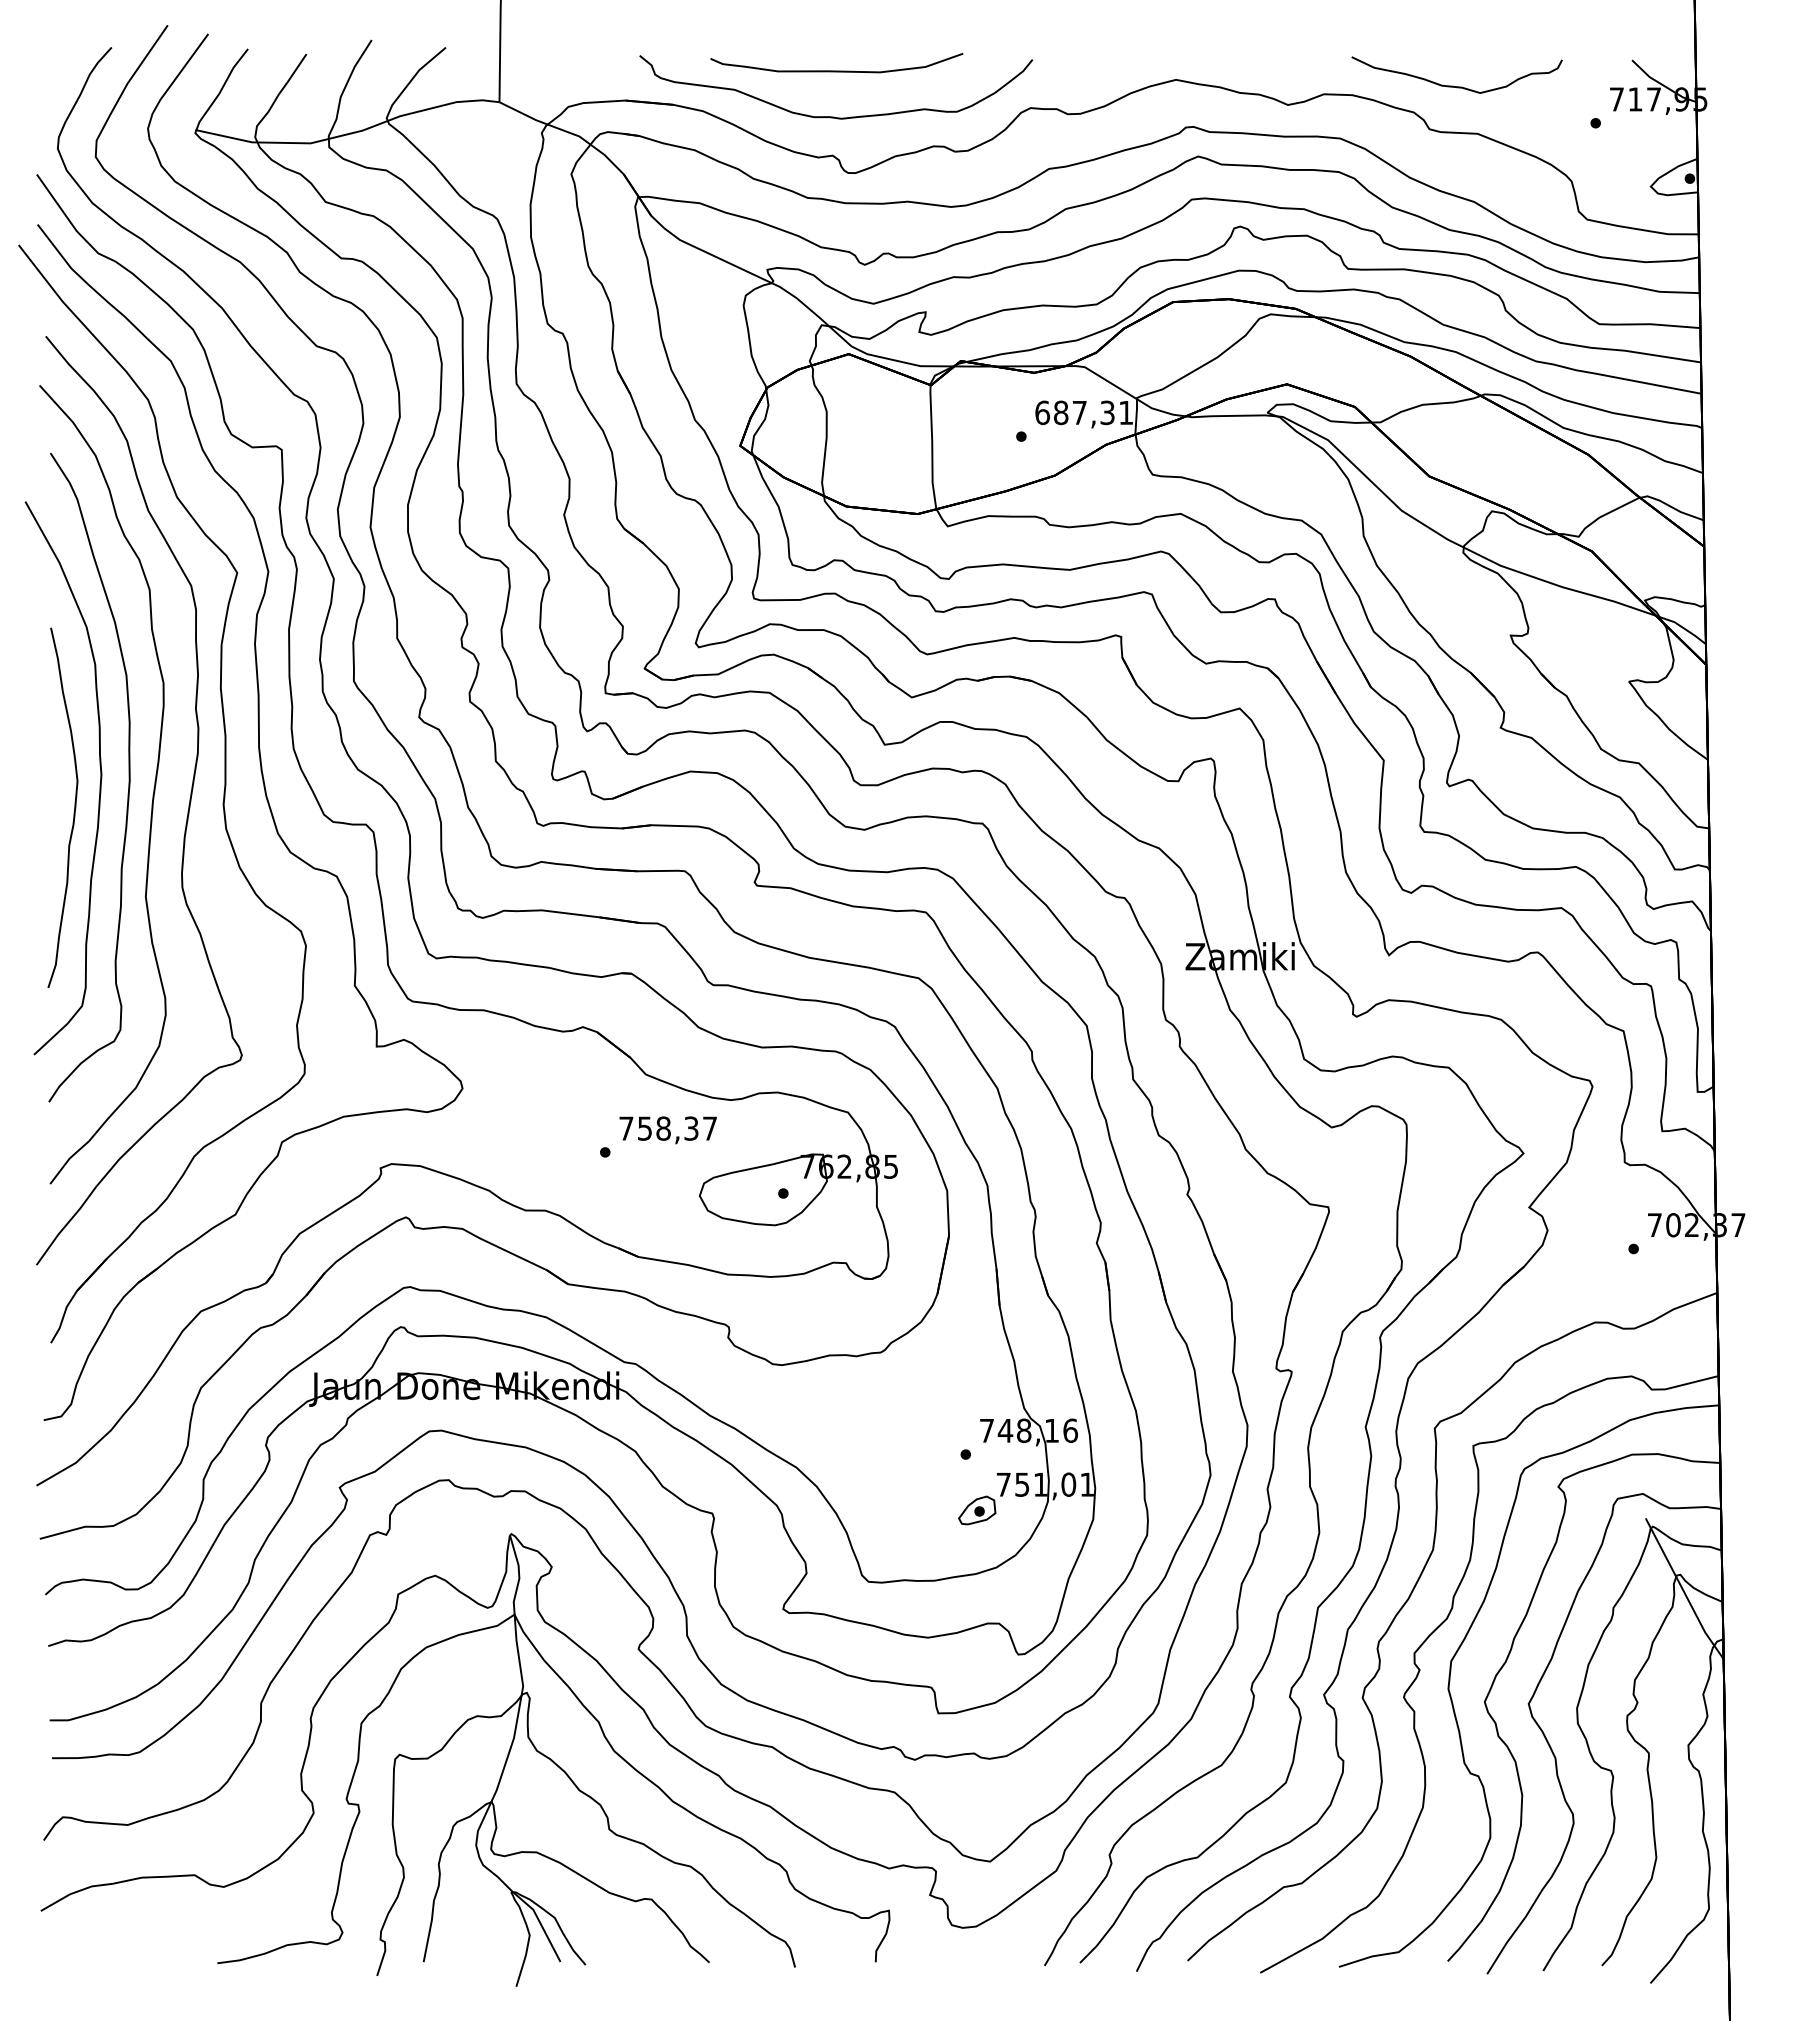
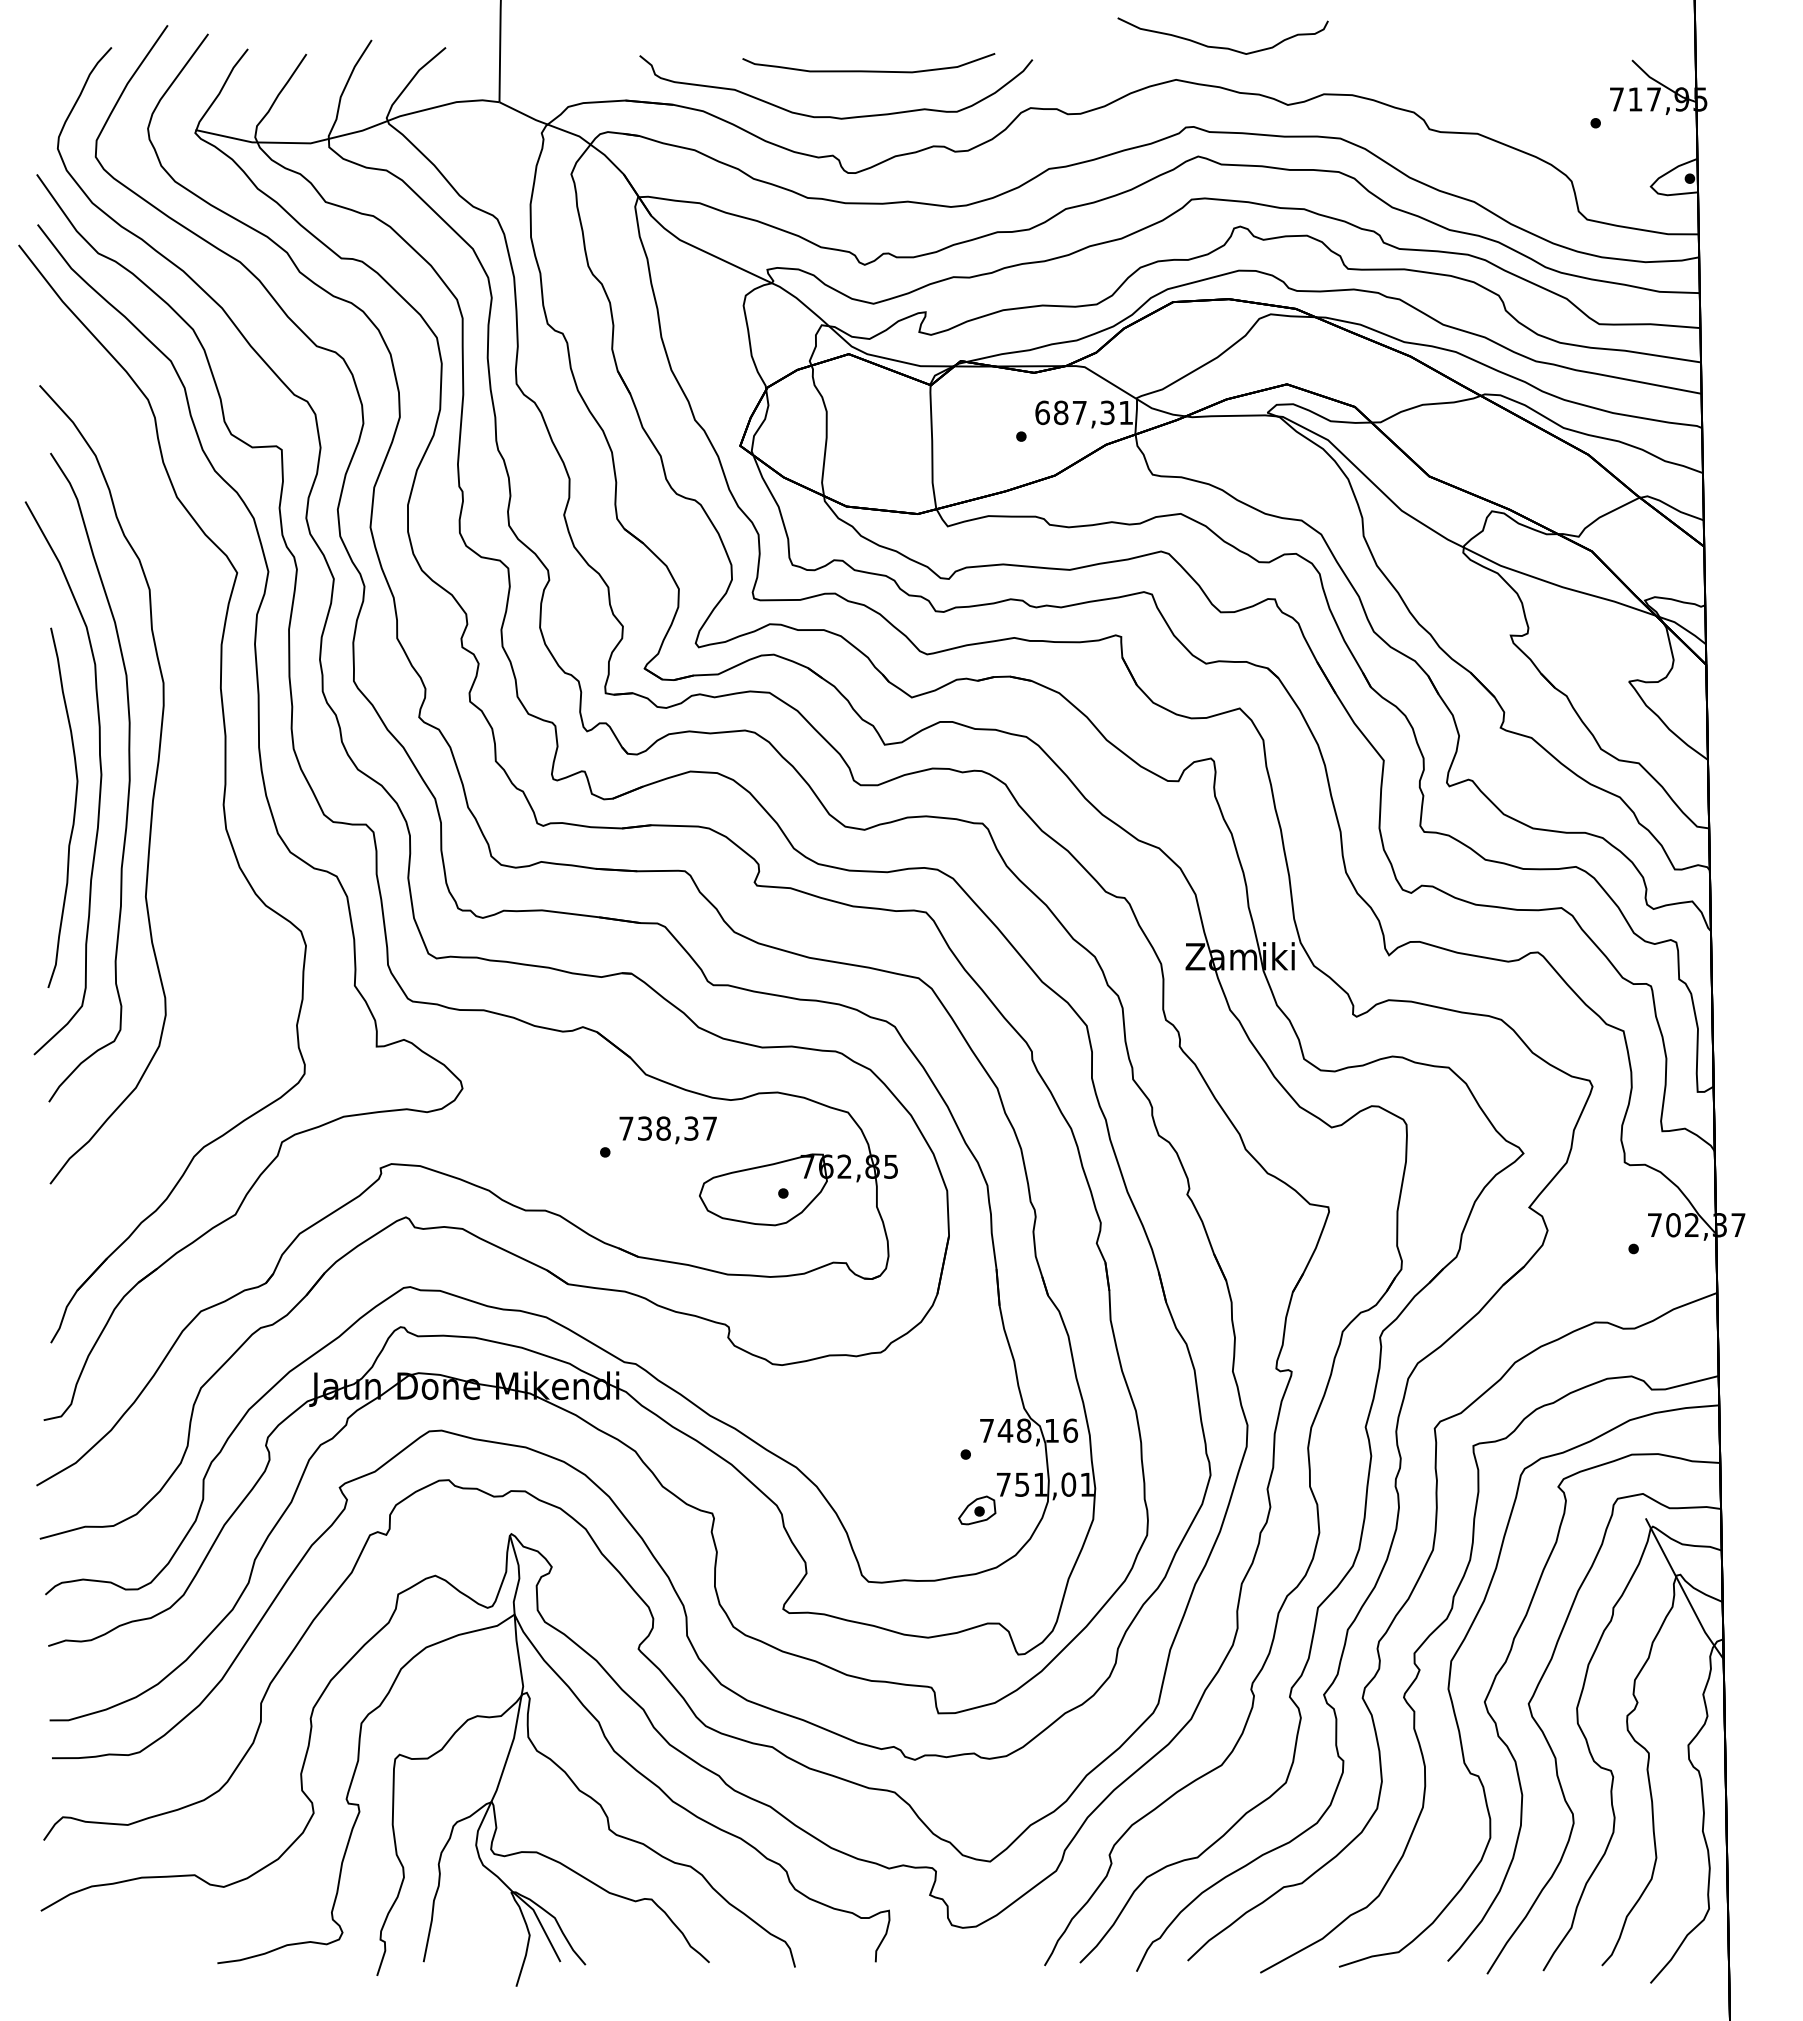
curve position: (836, 70) -> (868, 70) (868, 70)
curve position: (1453, 85) -> (1219, 46) (1219, 46)
curve: present -> none (188, 804)
text: 758,37 -> 738,37 (644, 1128)
